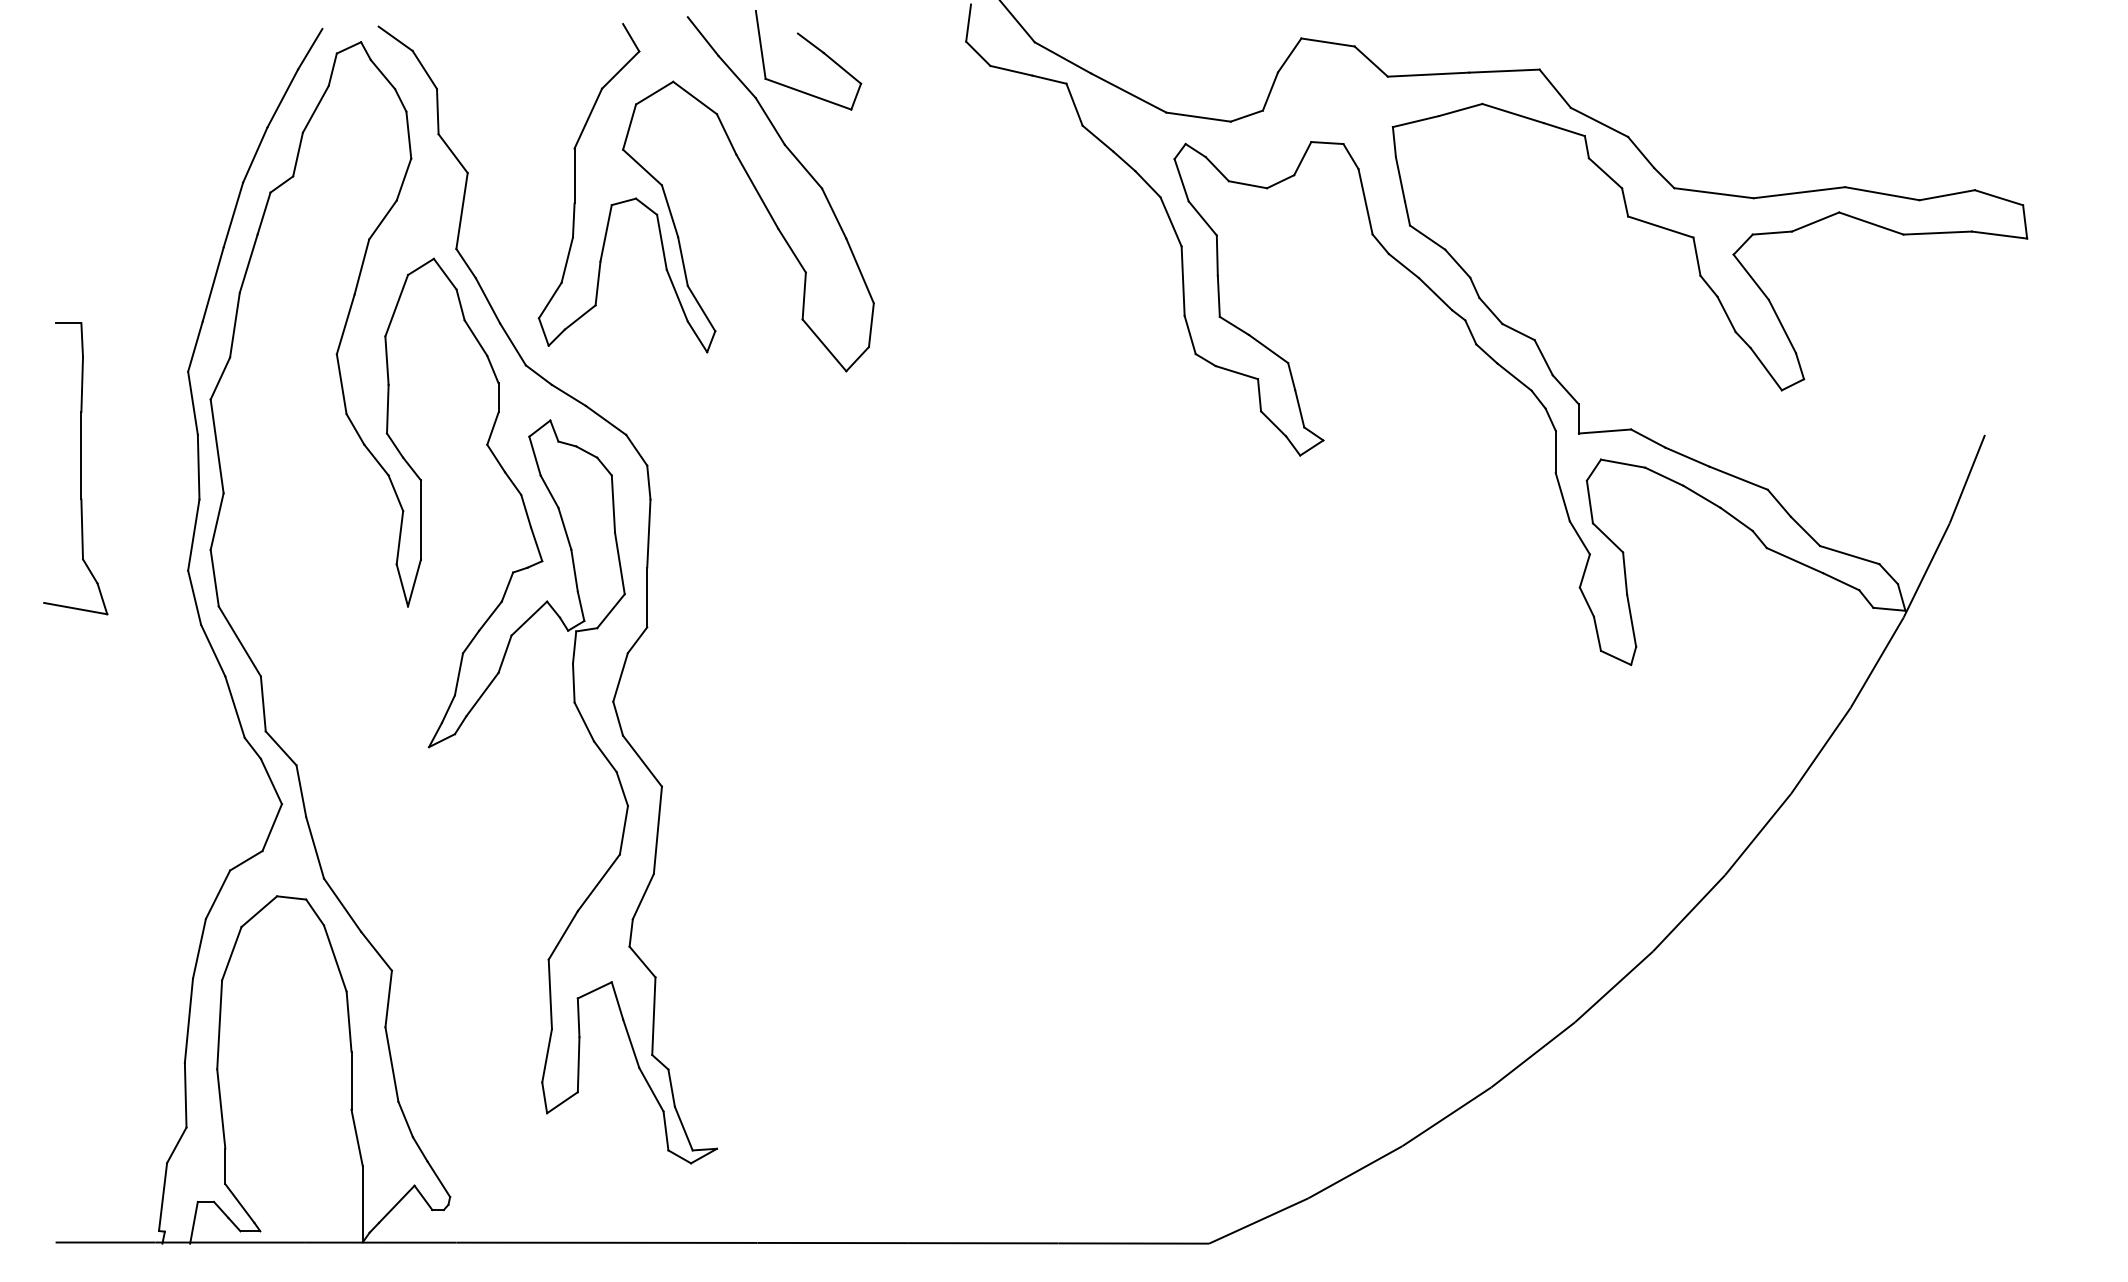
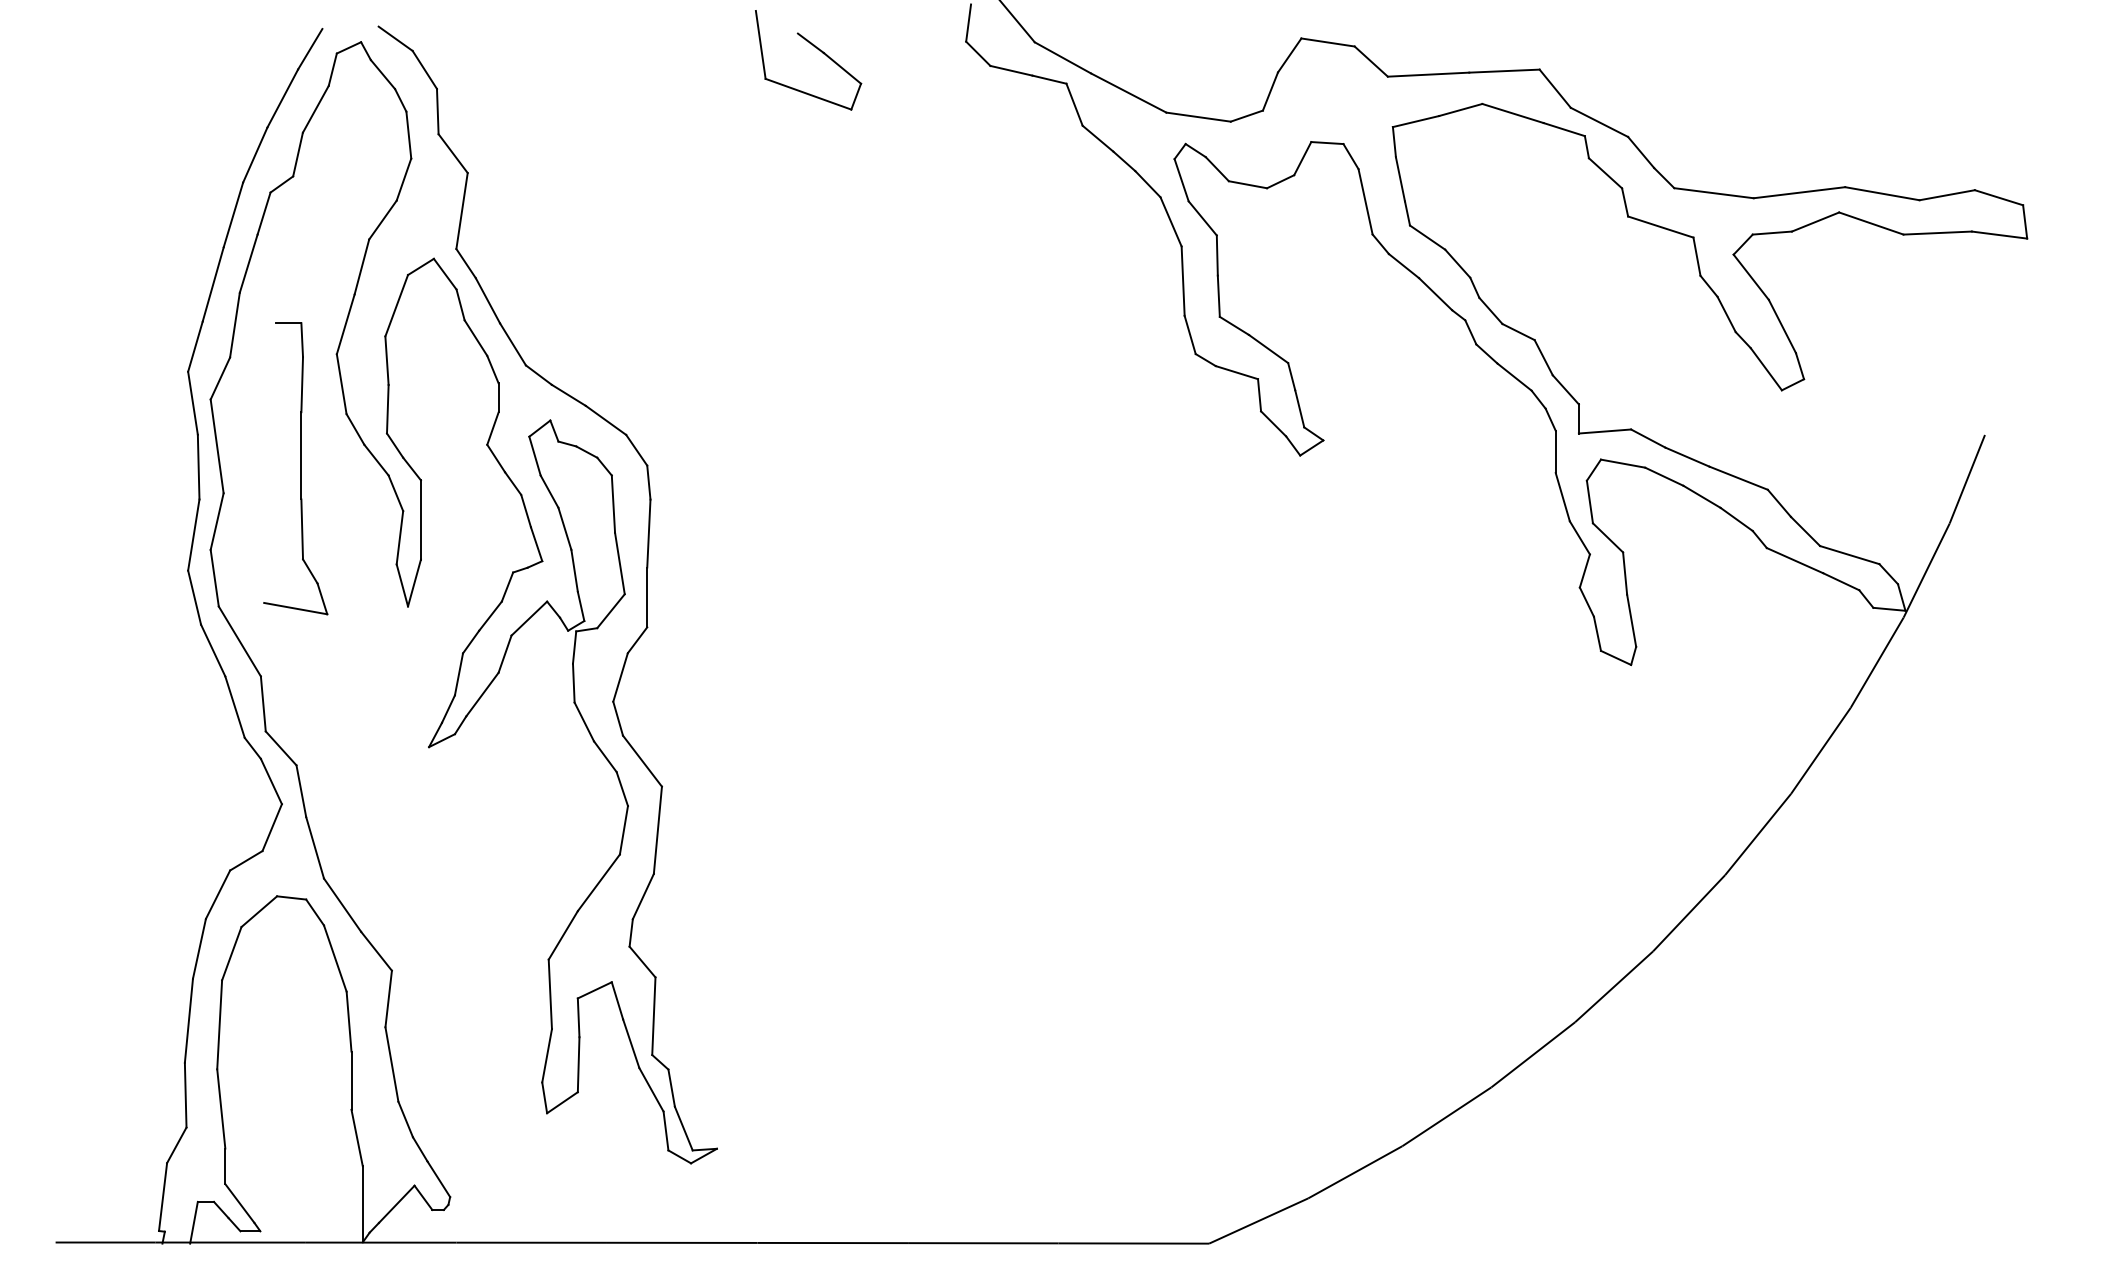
part: present -> none (669, 205)
part position: (75, 468) -> (295, 468) (295, 468)
